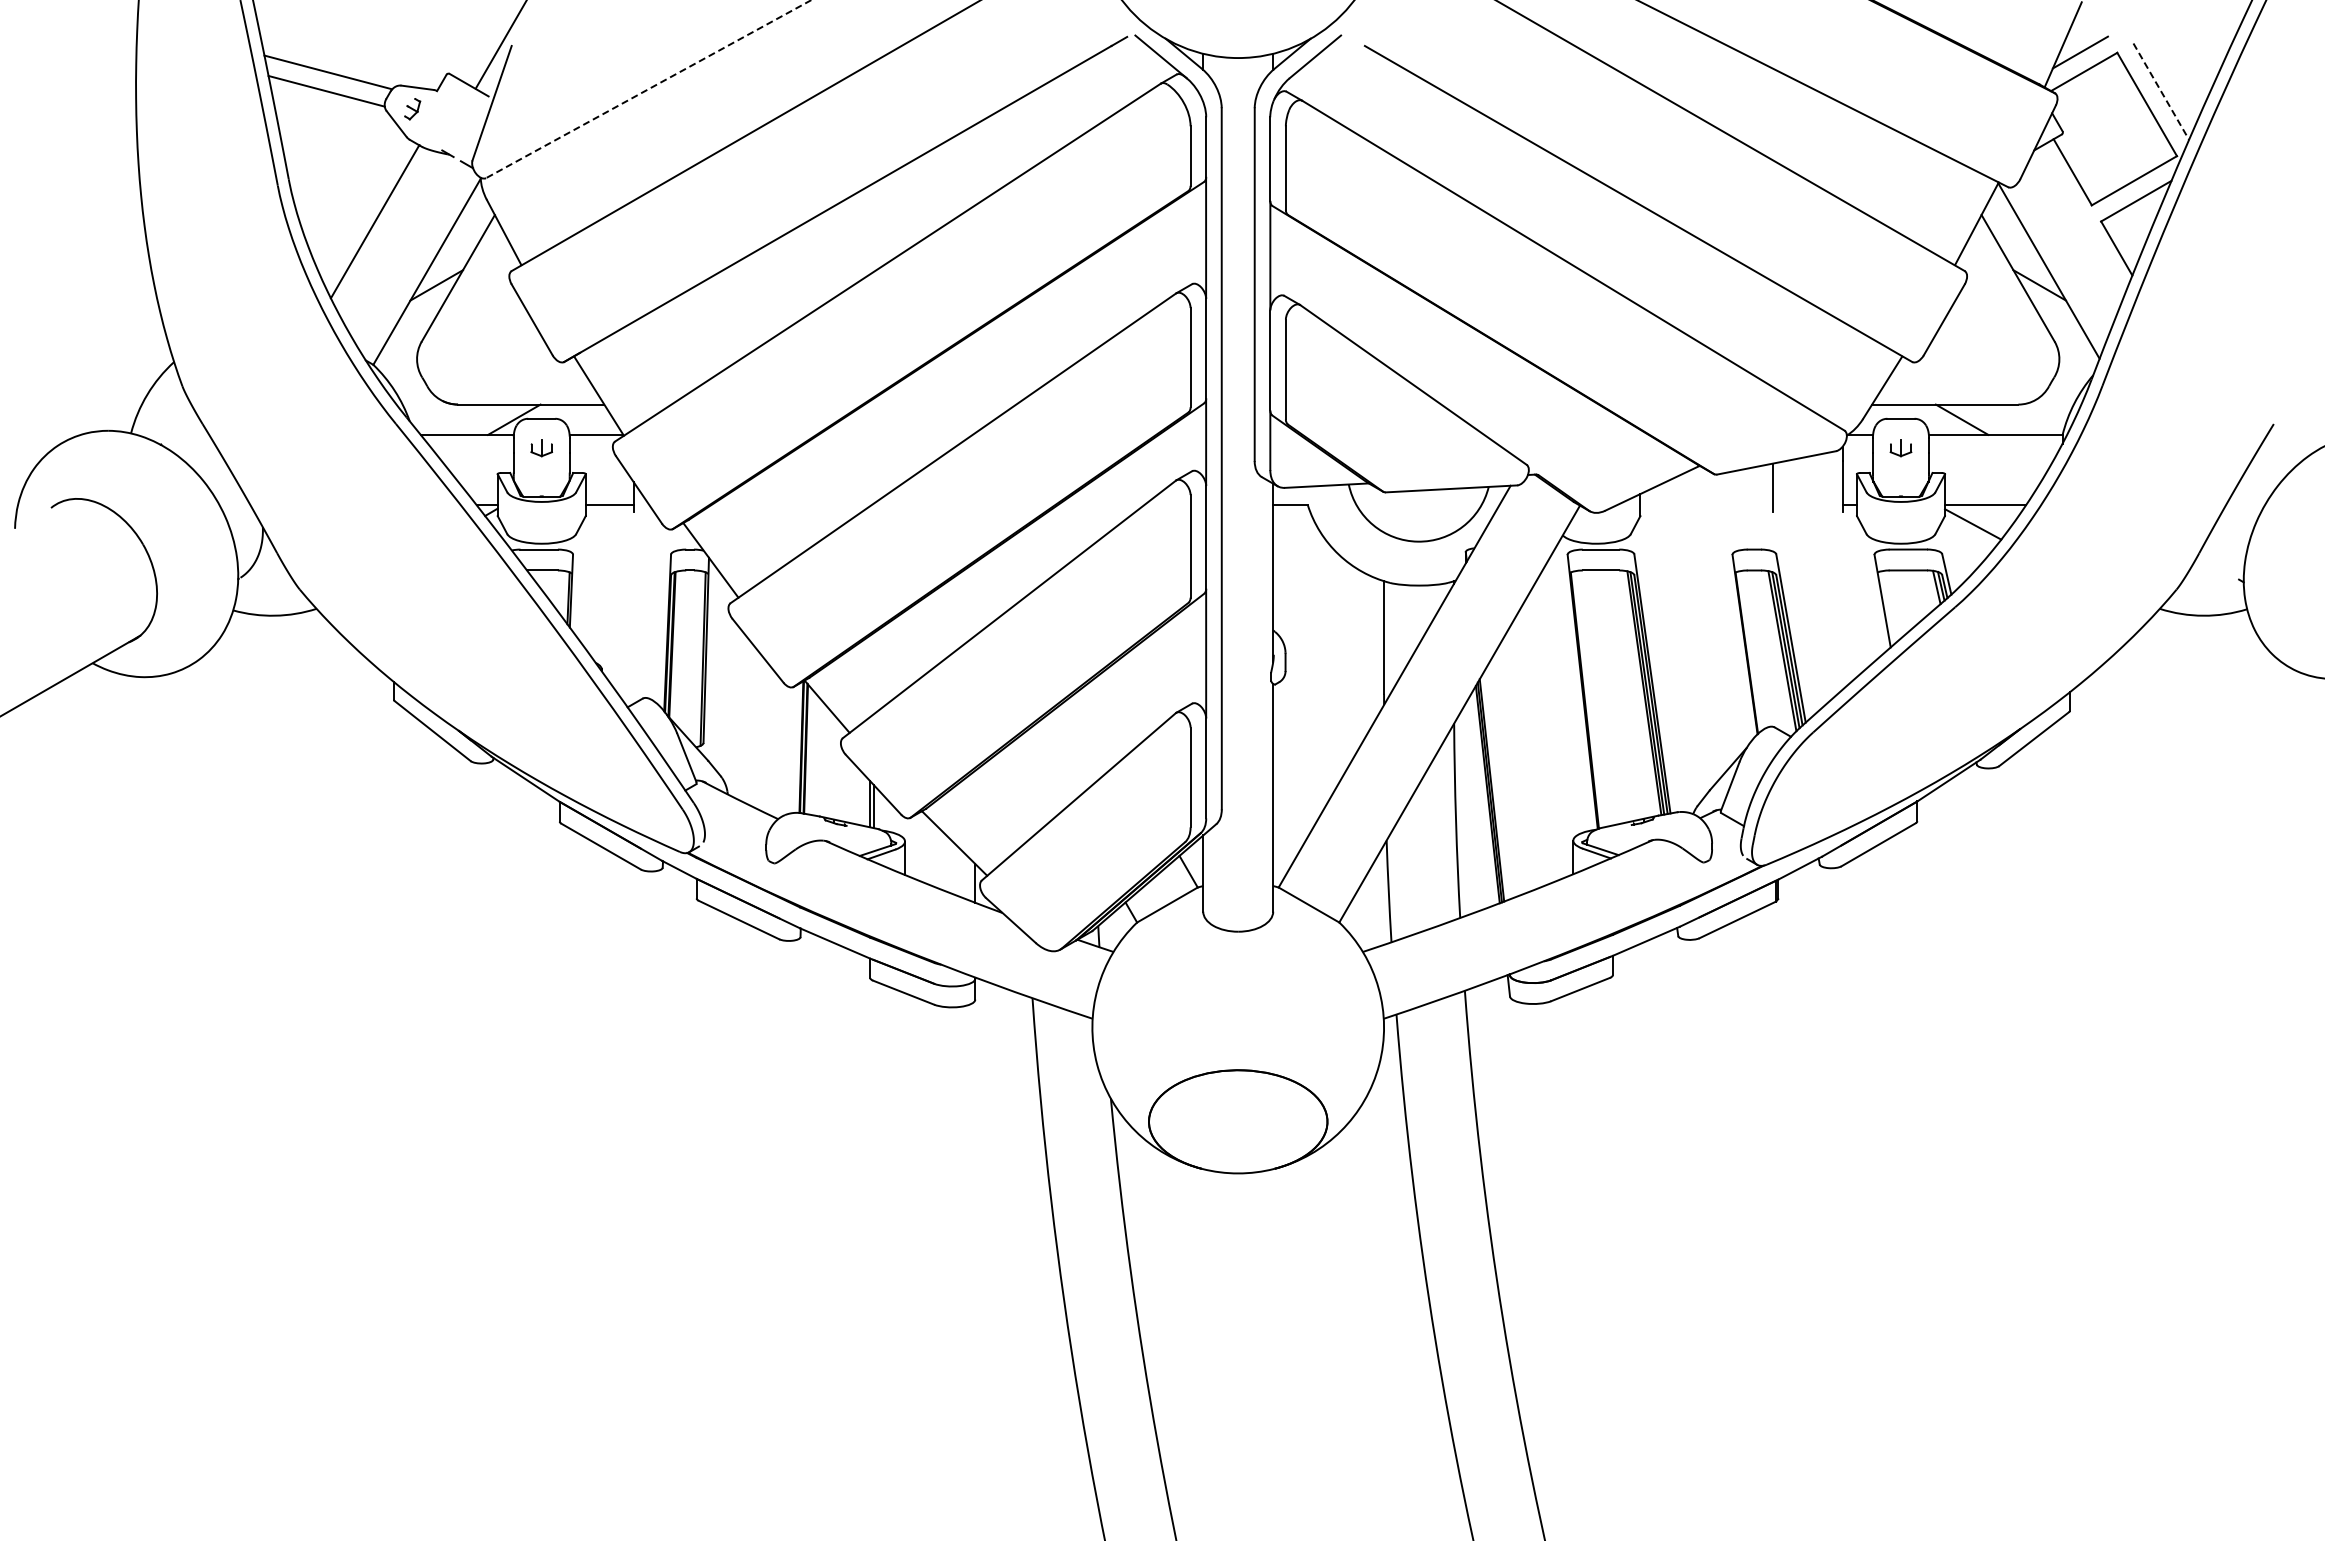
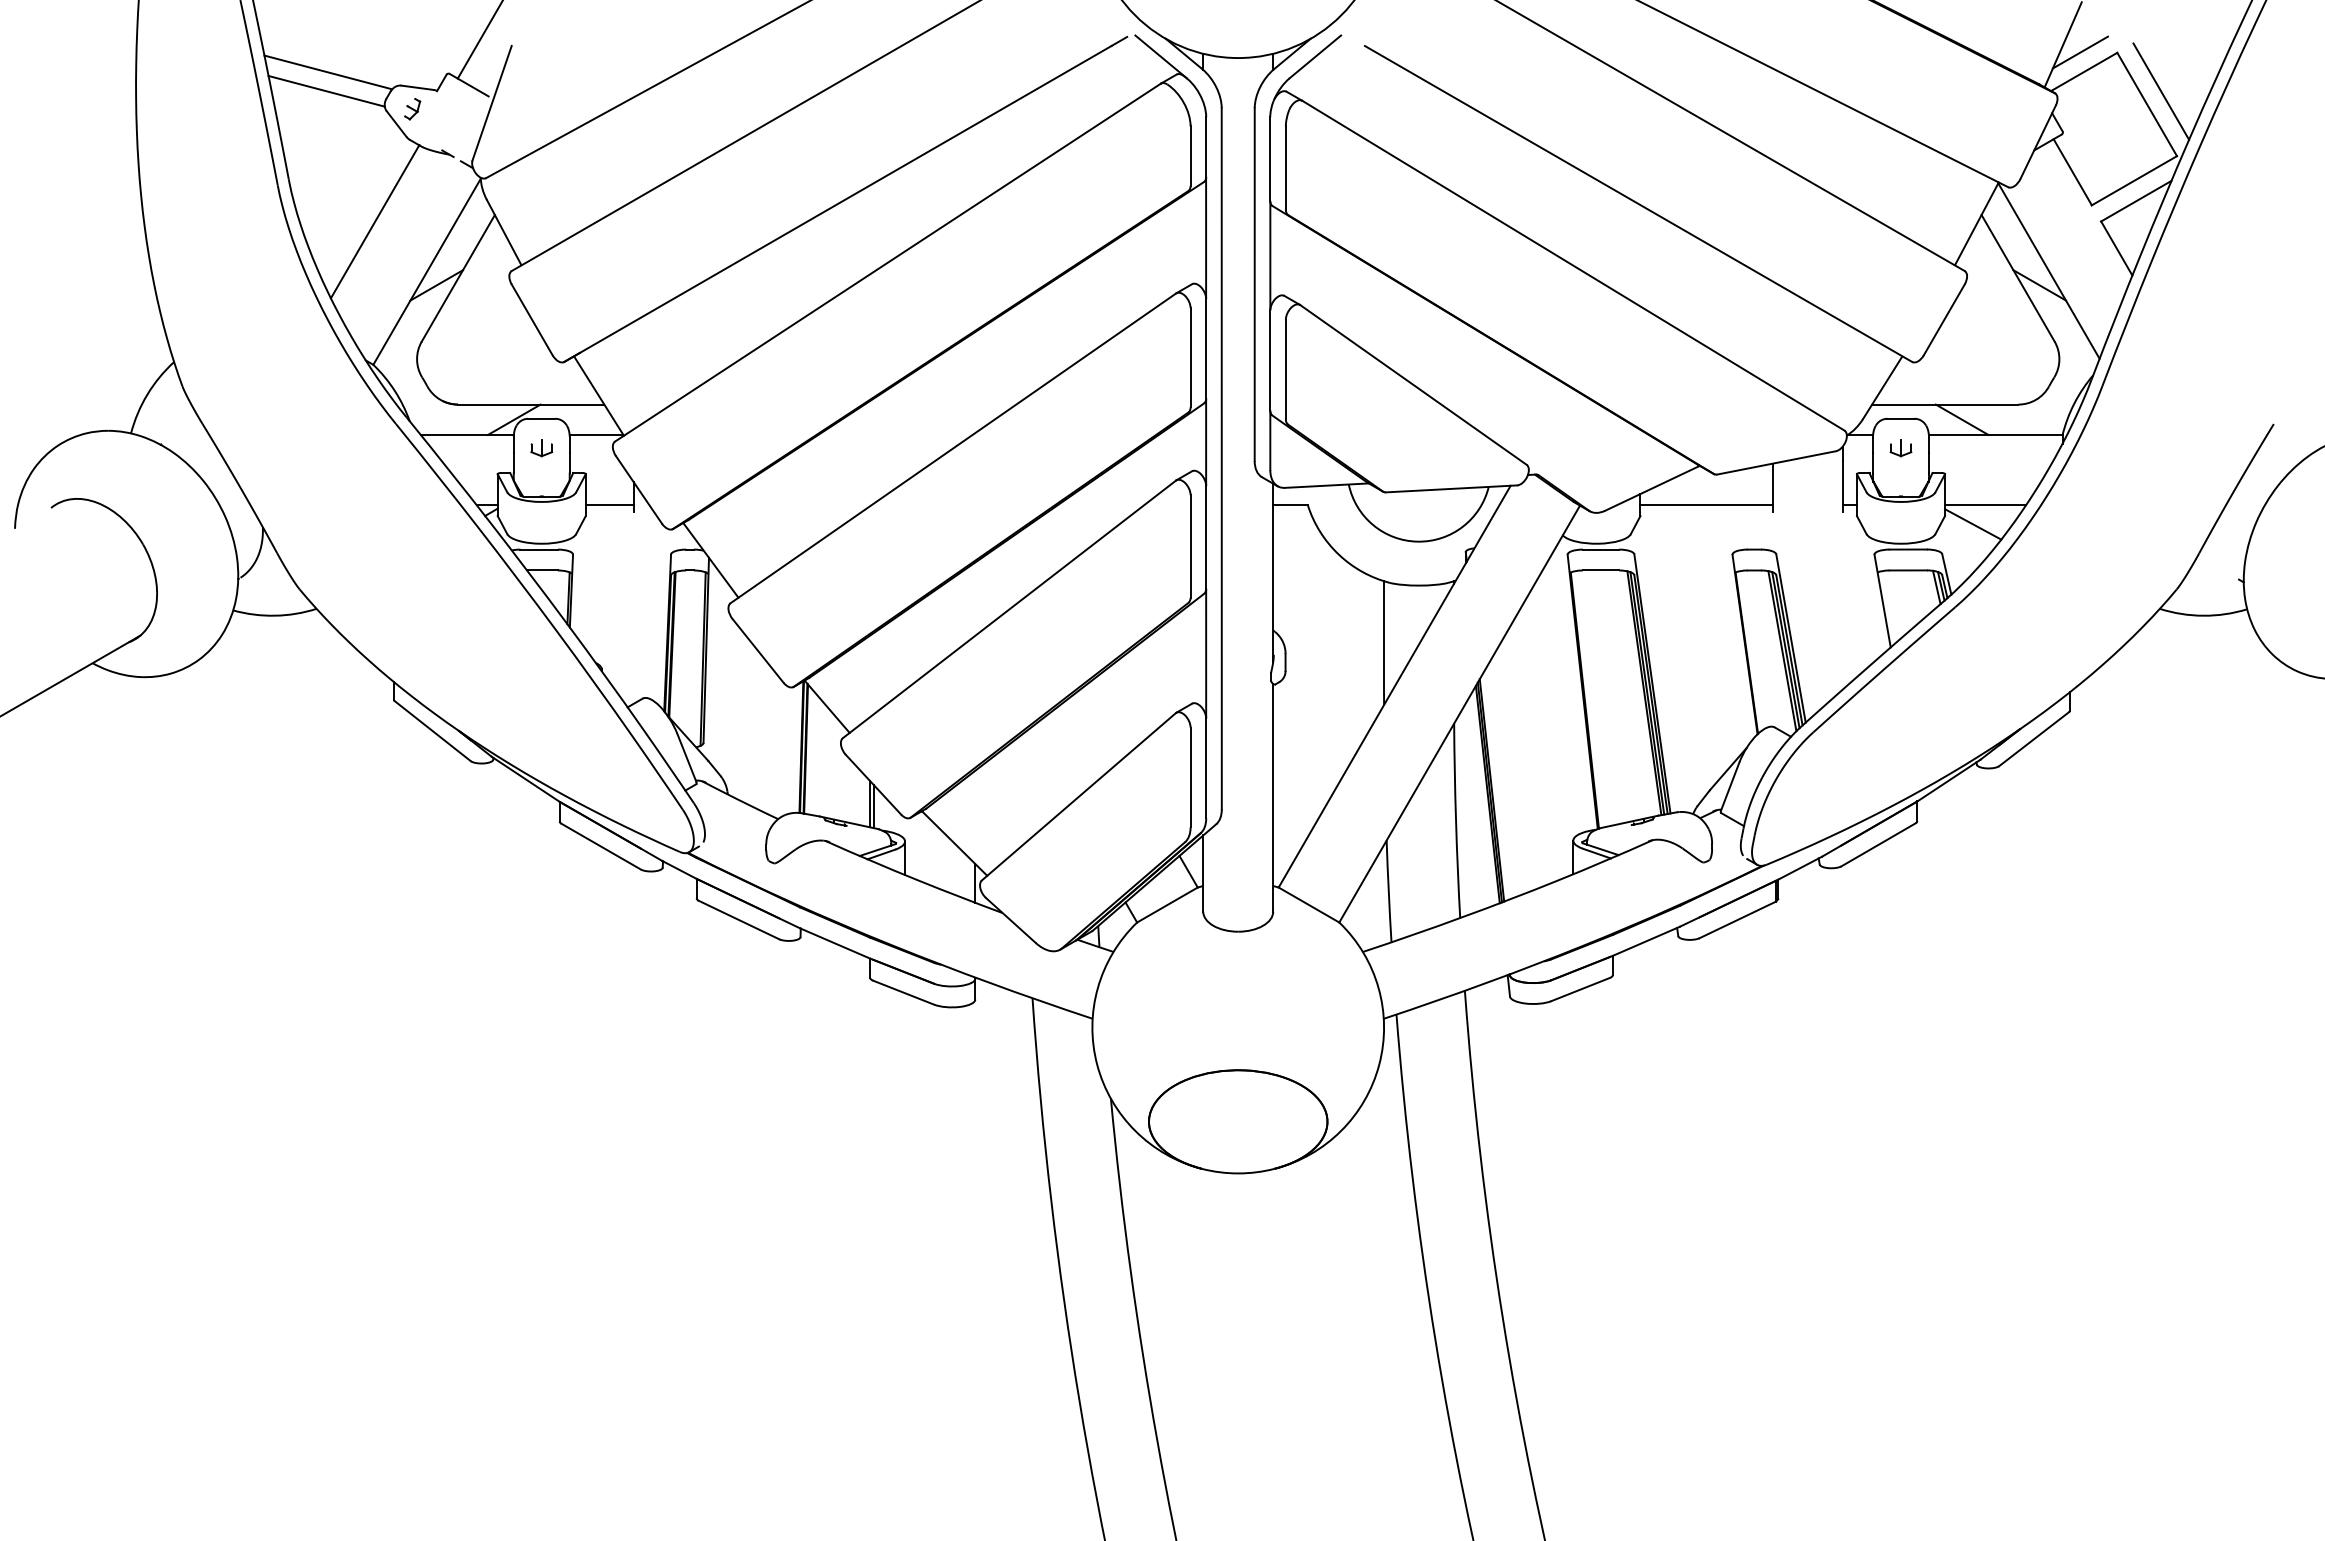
line position: (500, 45) -> (479, 40) (479, 40)
line: dashed -> solid (648, 89)
line: dashed -> solid (2161, 91)
line: none -> present (1706, 504)
